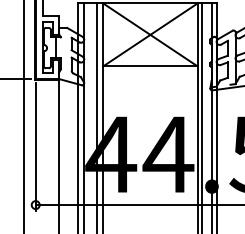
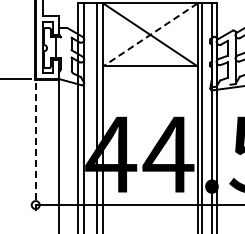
line: solid -> dashed (150, 34)
line: present -> none (24, 116)
line: solid -> dashed (35, 147)
